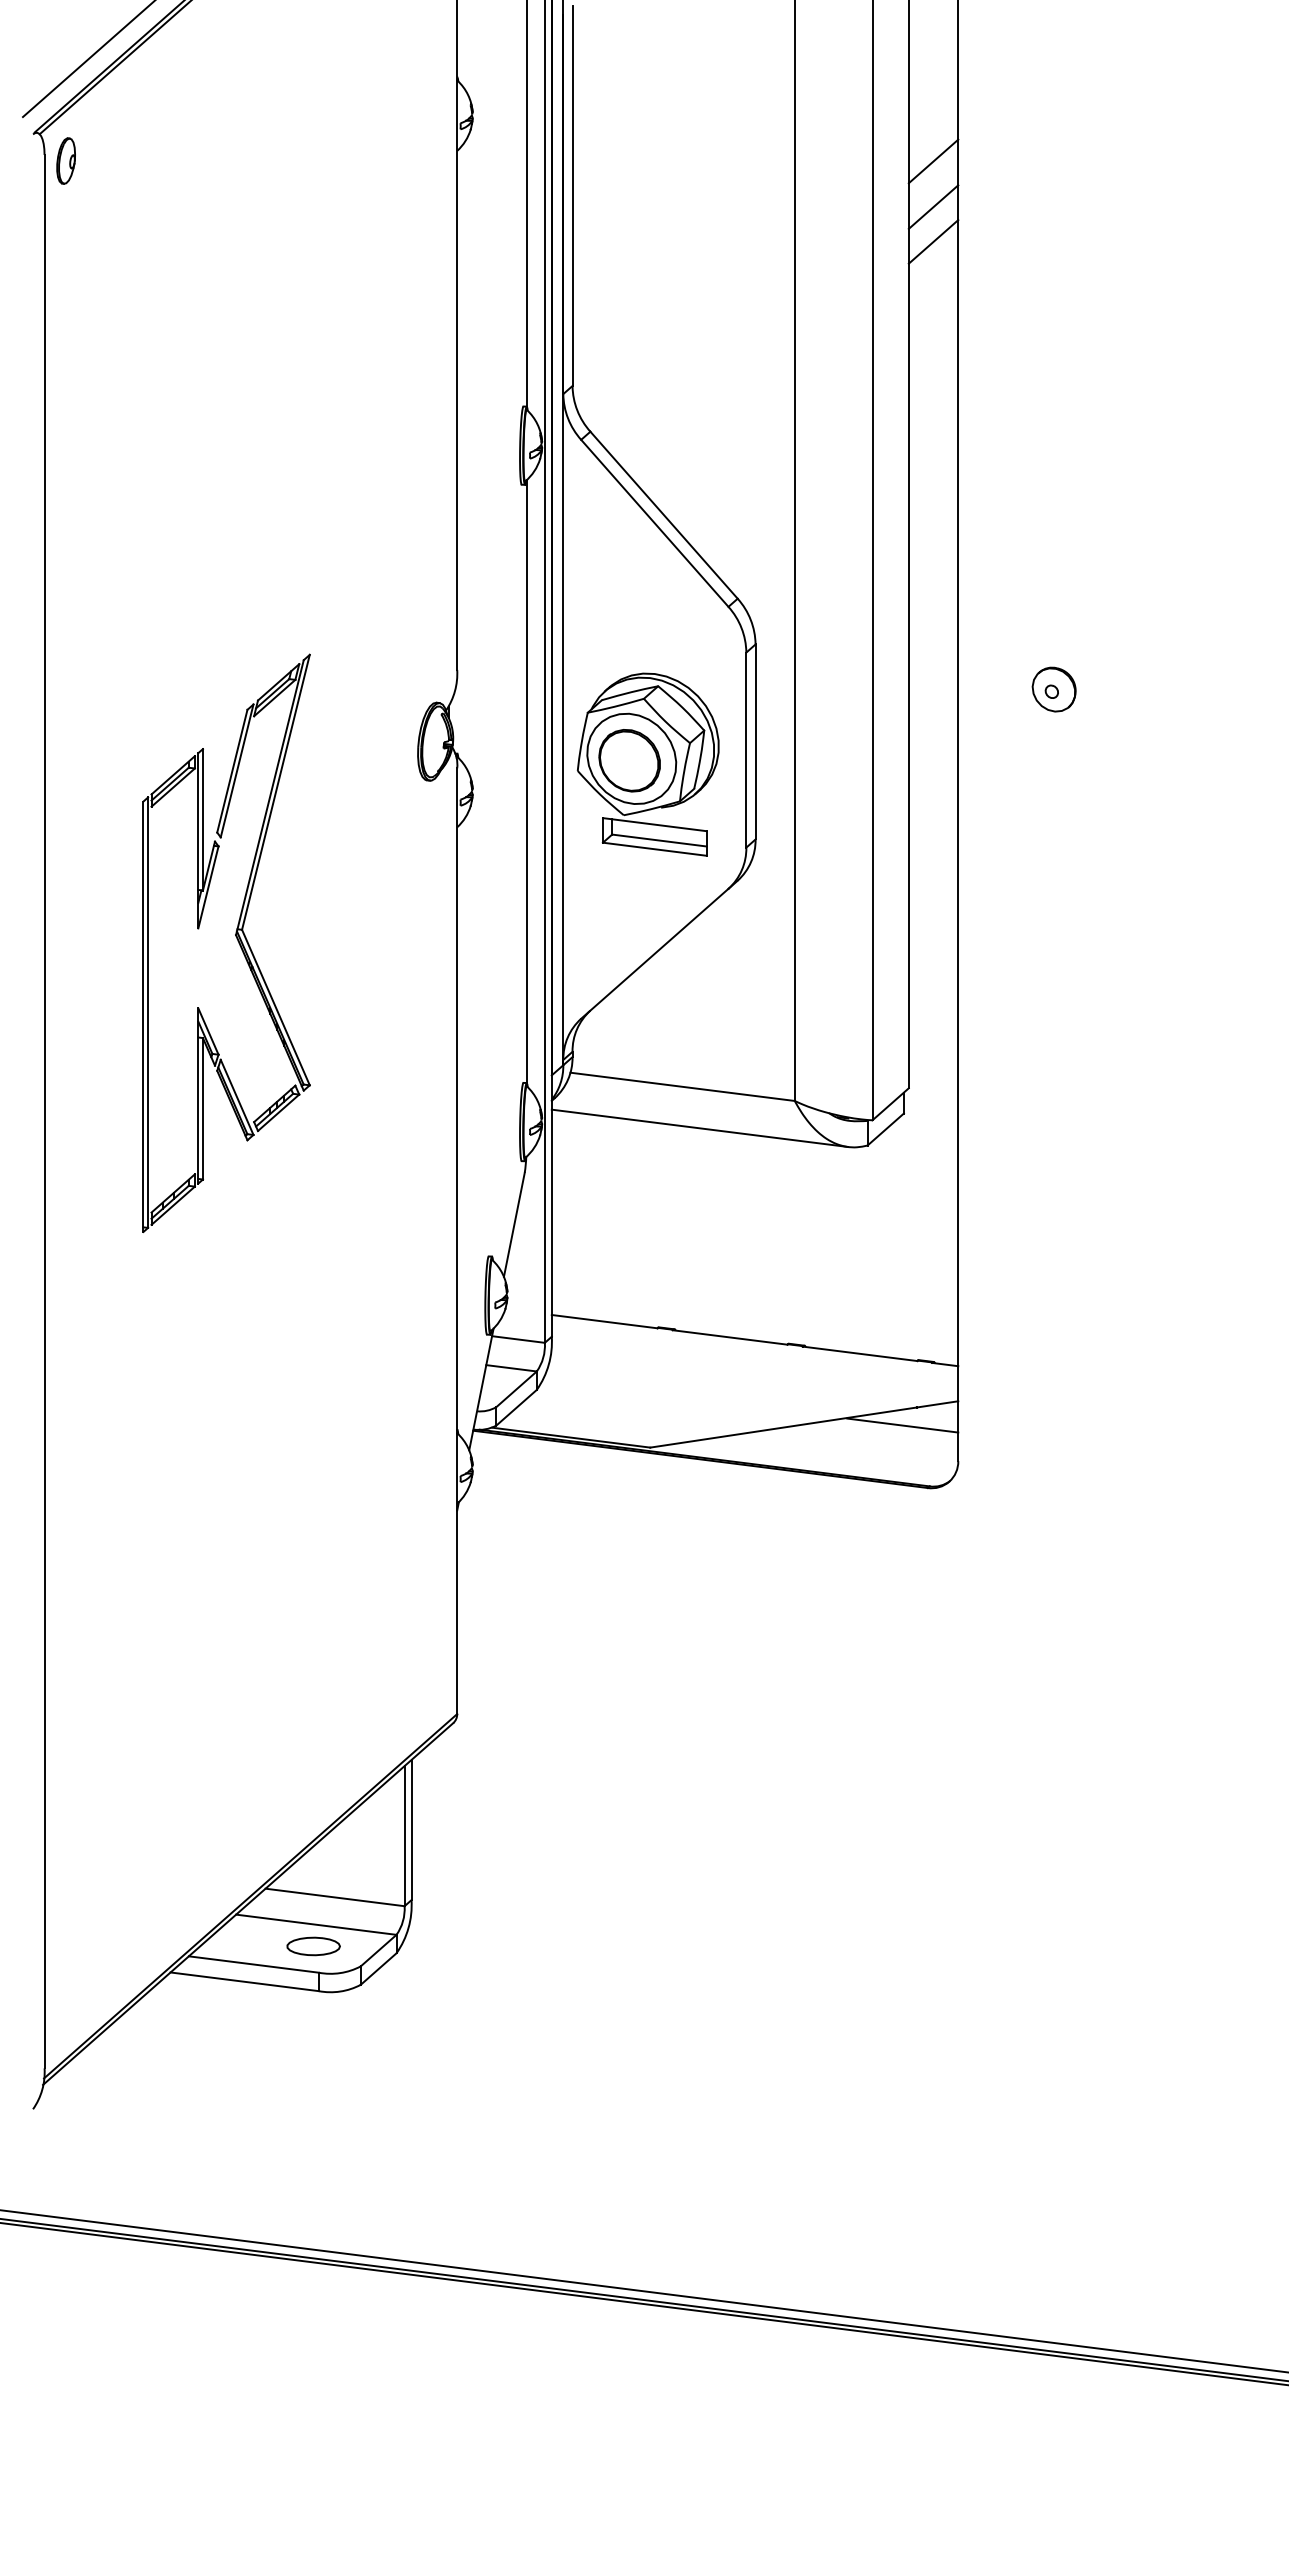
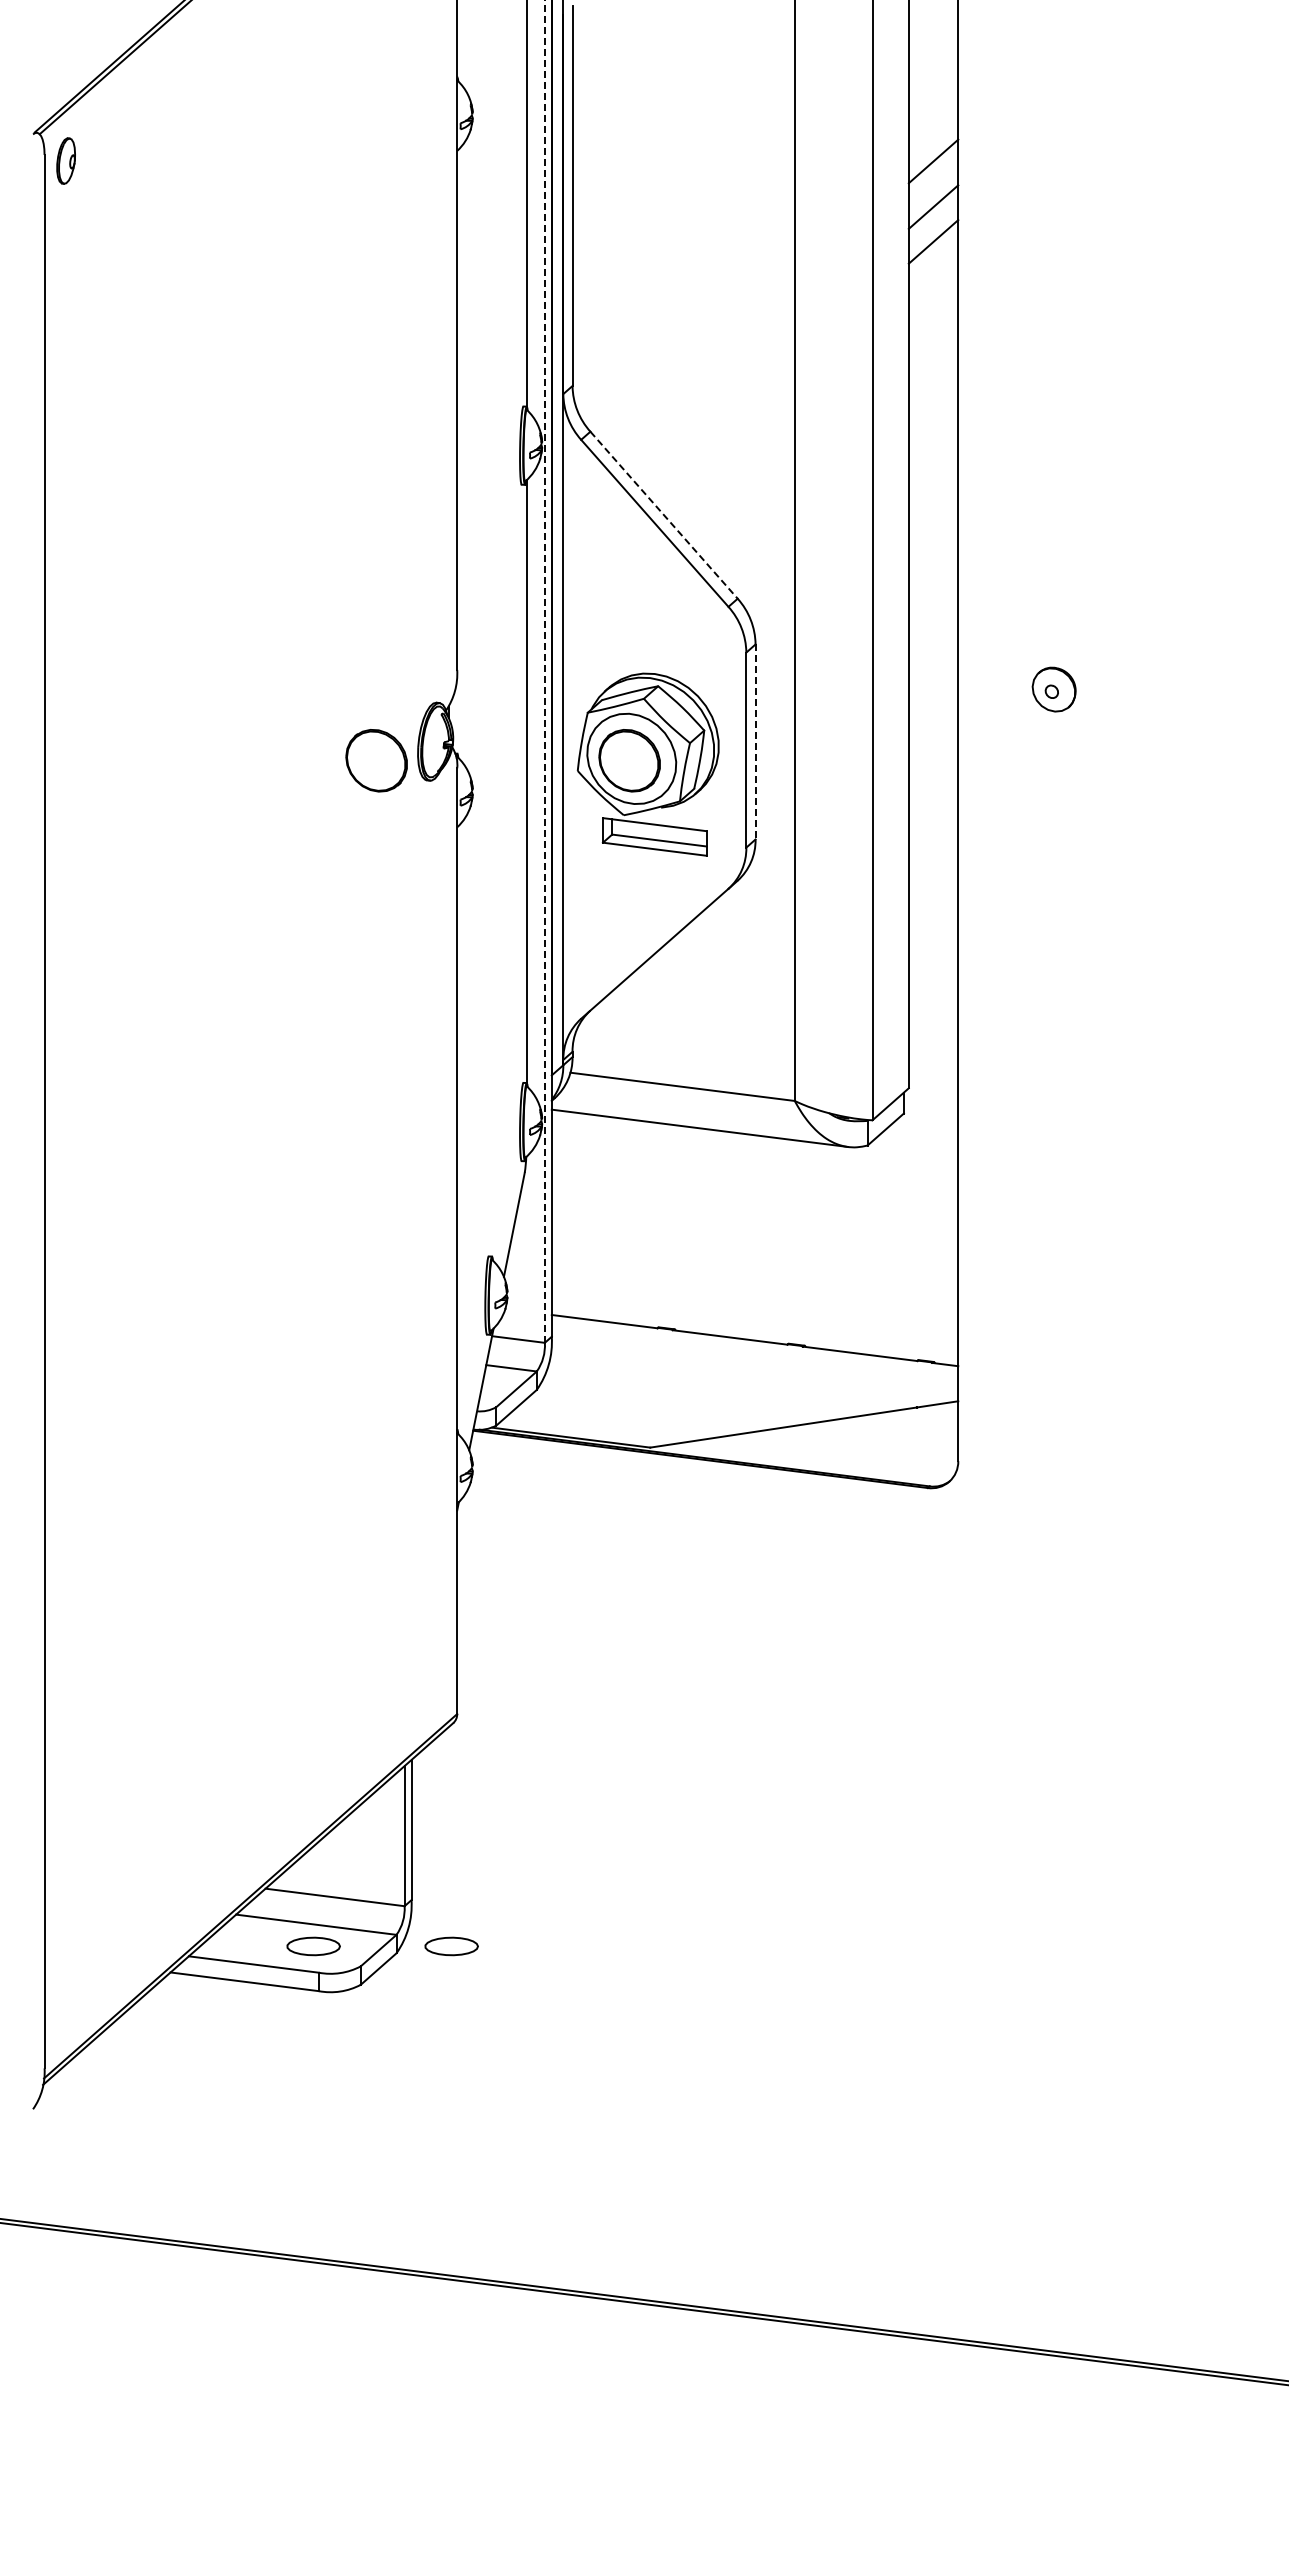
line: present -> none (87, 59)
line: solid -> dashed (664, 515)
line: solid -> dashed (544, 670)
line: solid -> dashed (755, 741)
part: none -> present (376, 760)
part: present -> none (236, 938)
line: present -> none (902, 1425)
part: none -> present (451, 1946)
line: present -> none (643, 2291)
